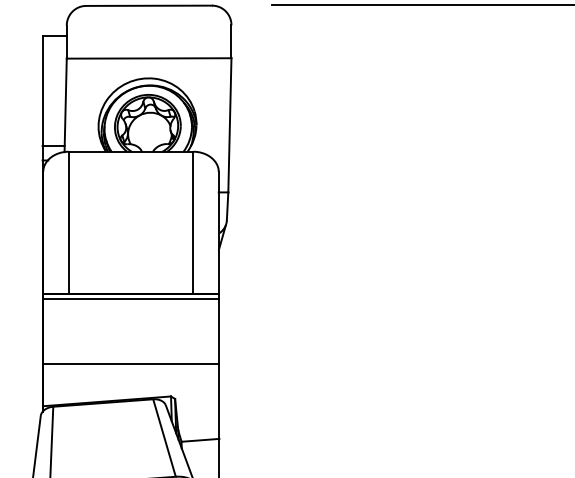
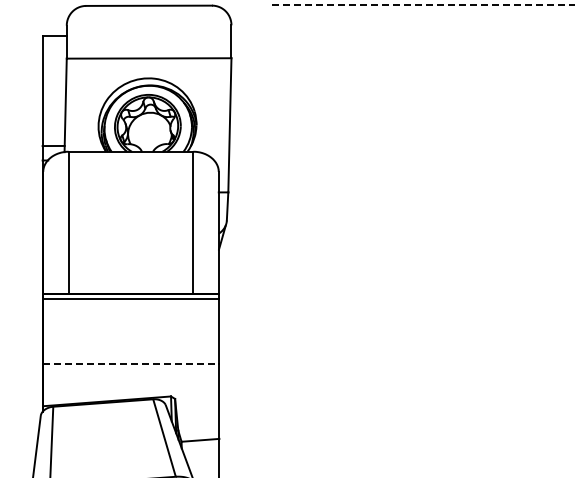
line: solid -> dashed (423, 5)
line: solid -> dashed (131, 363)
